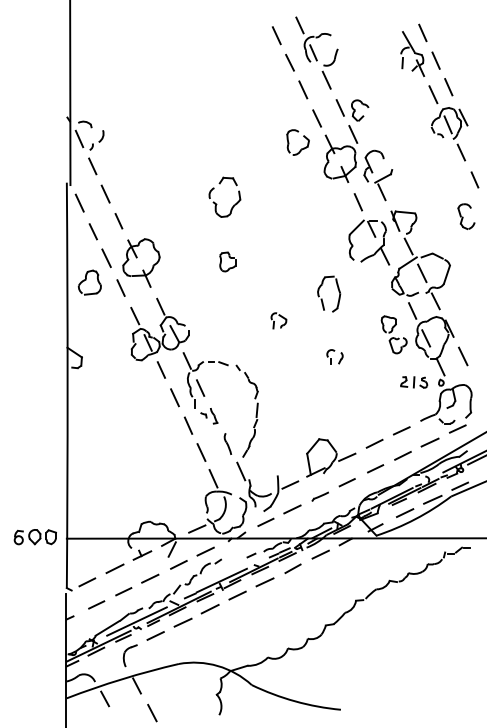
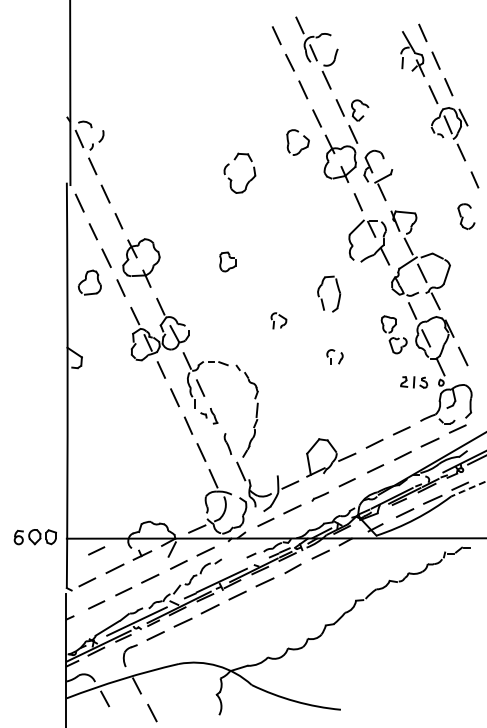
part position: (216, 203) -> (231, 179) (231, 179)
arc: solid -> dashed (468, 489)
line: none -> present (96, 550)
